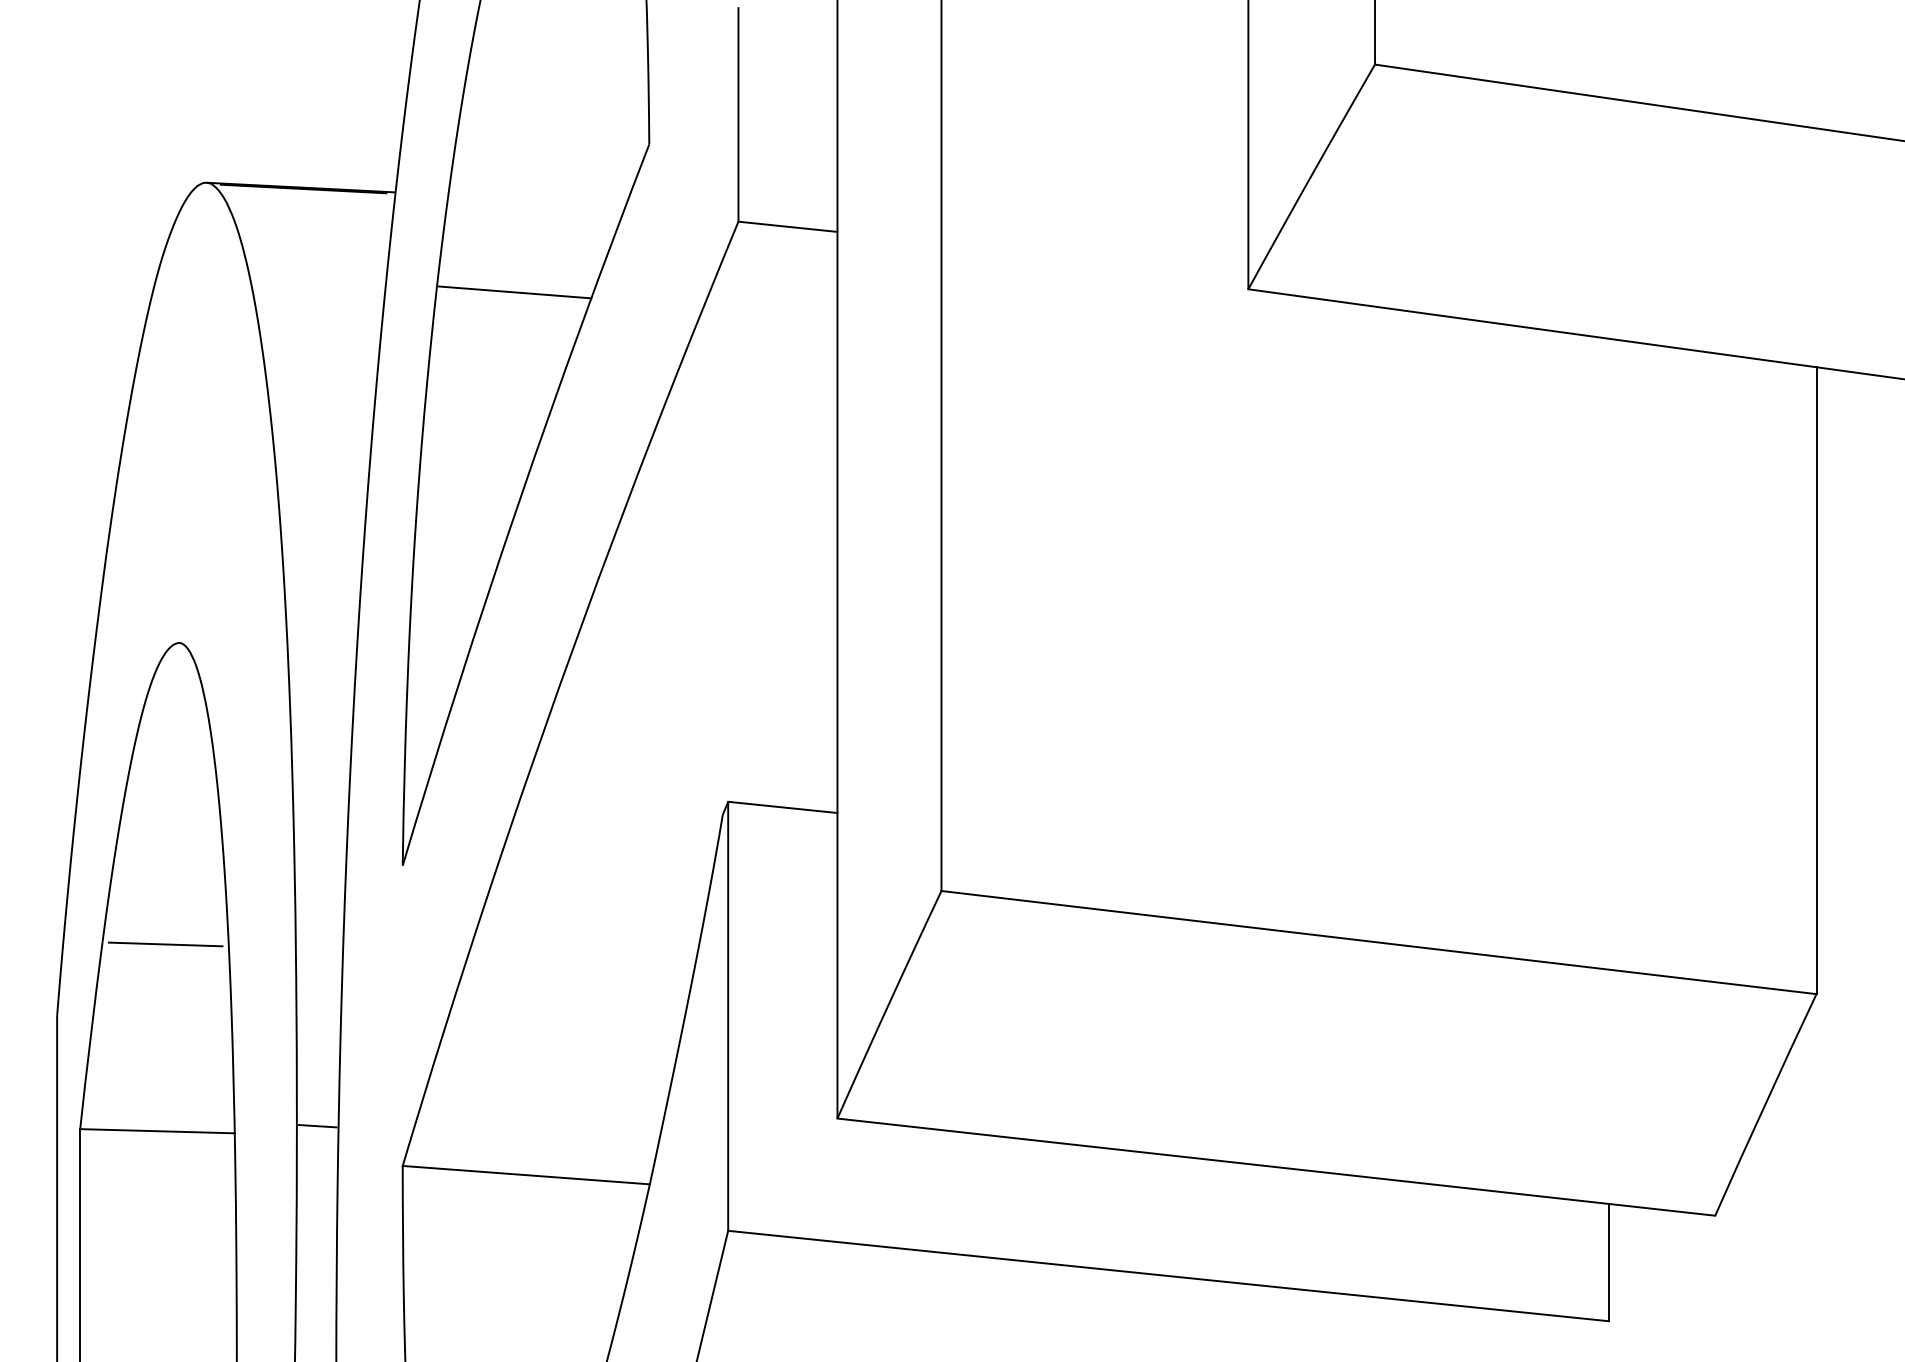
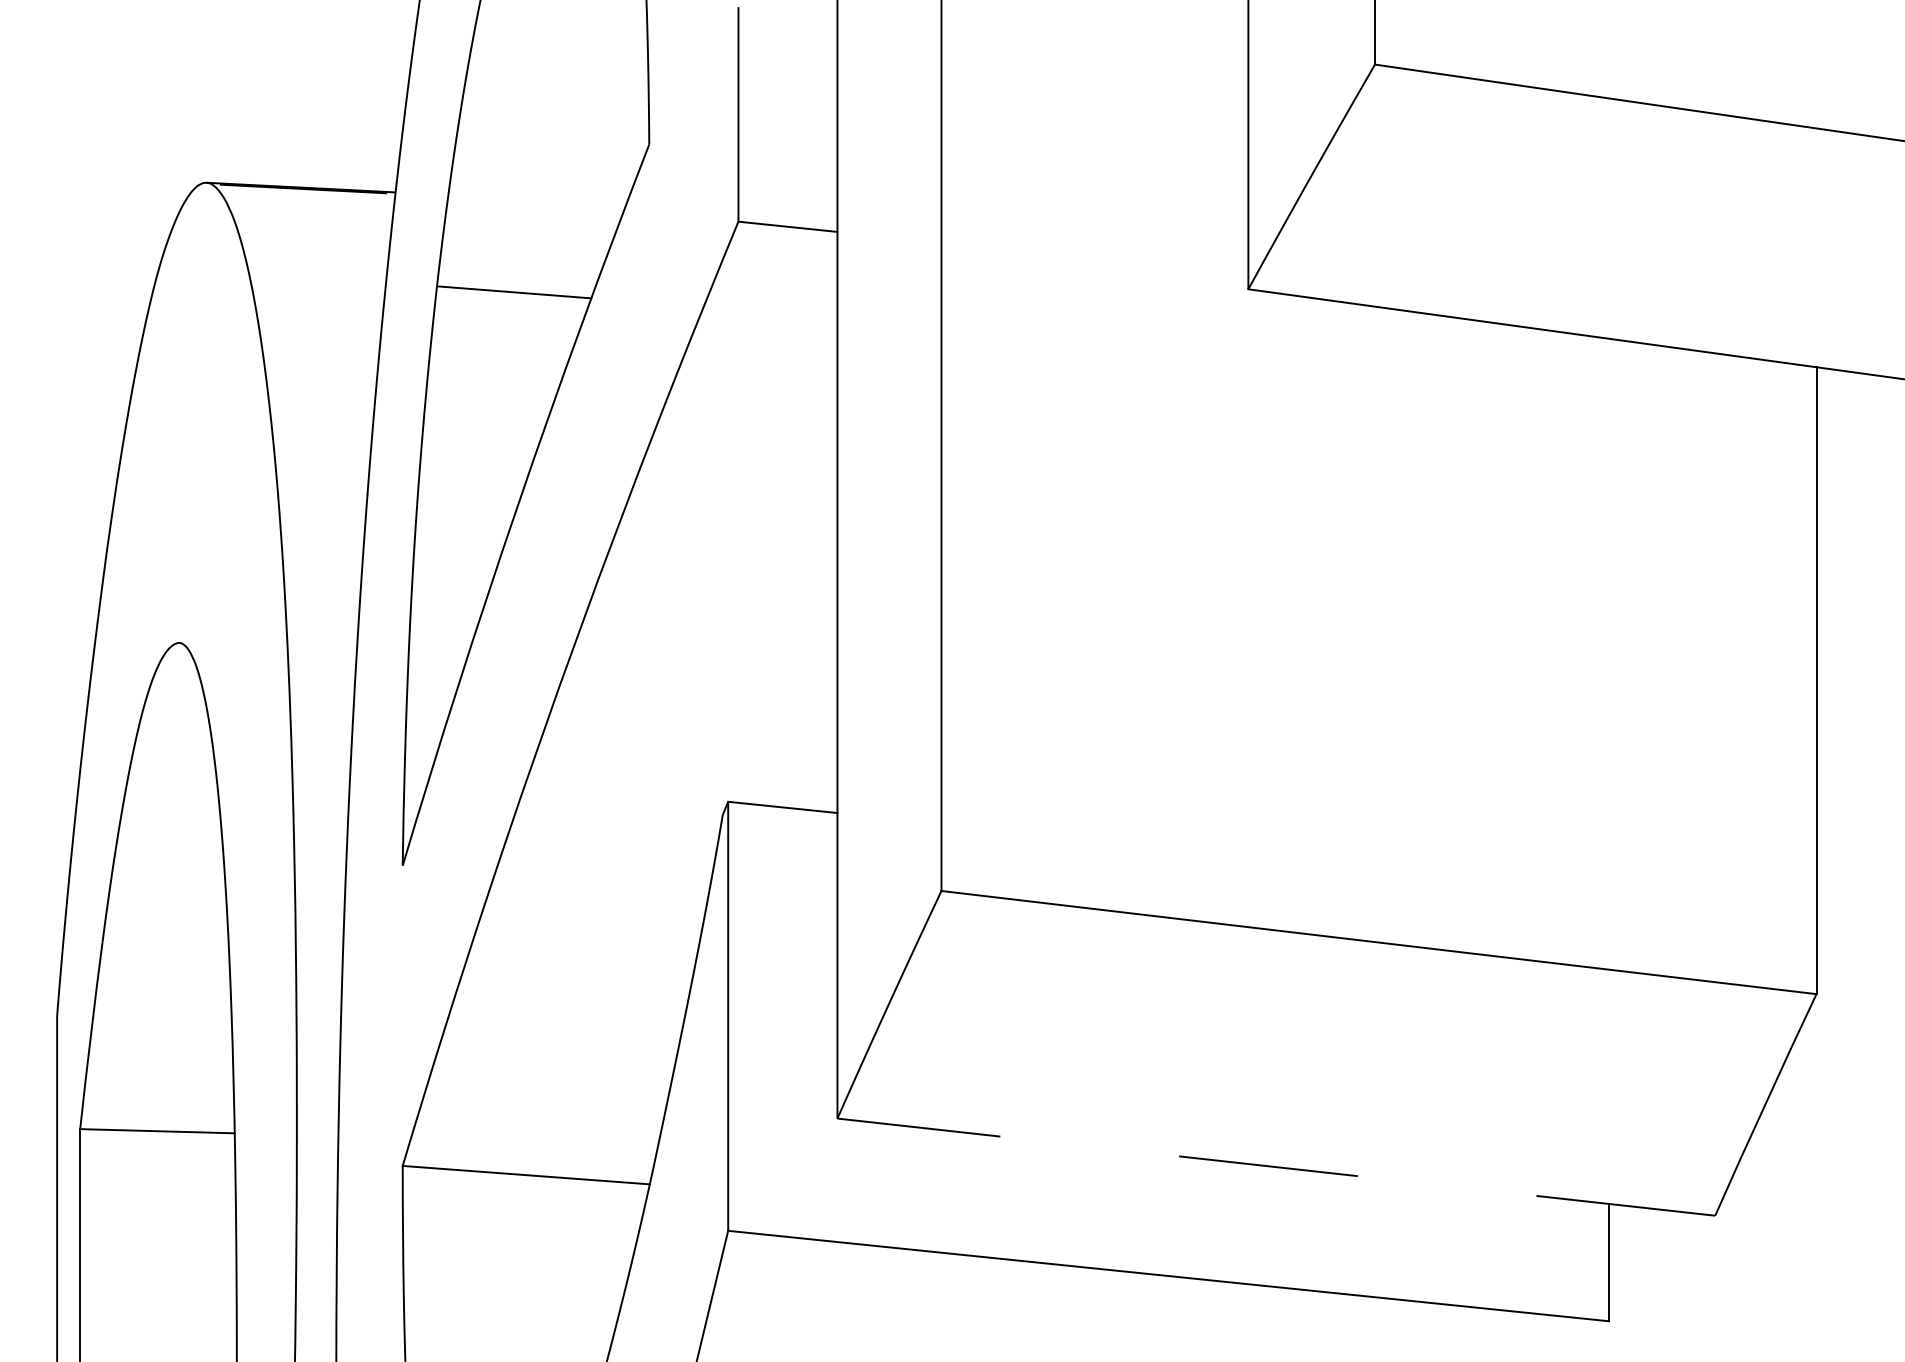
line: present -> none (165, 944)
line: present -> none (317, 1126)
line: solid -> dashed (1276, 1167)
